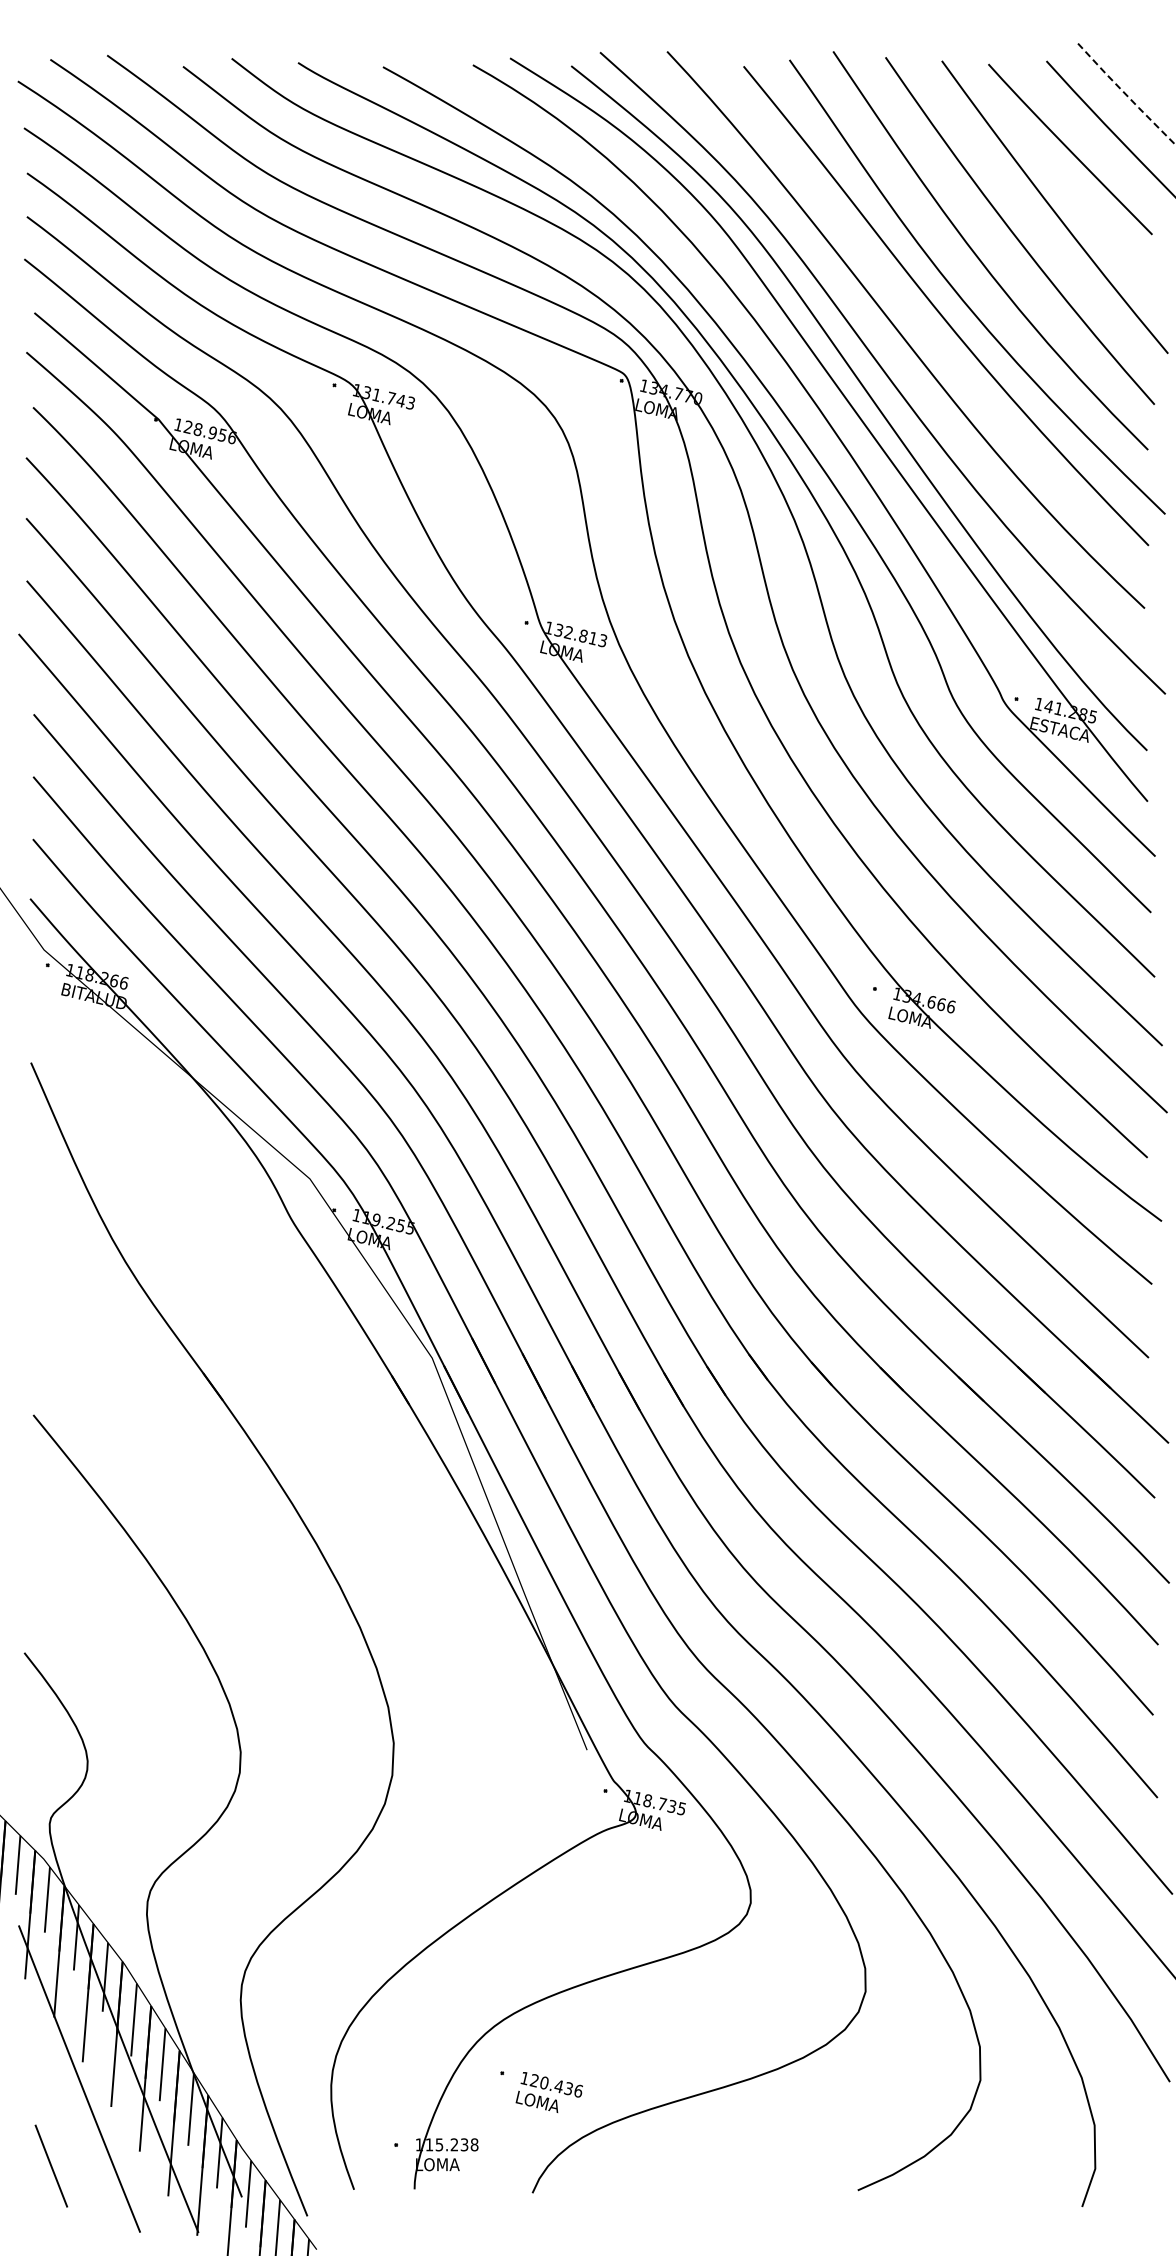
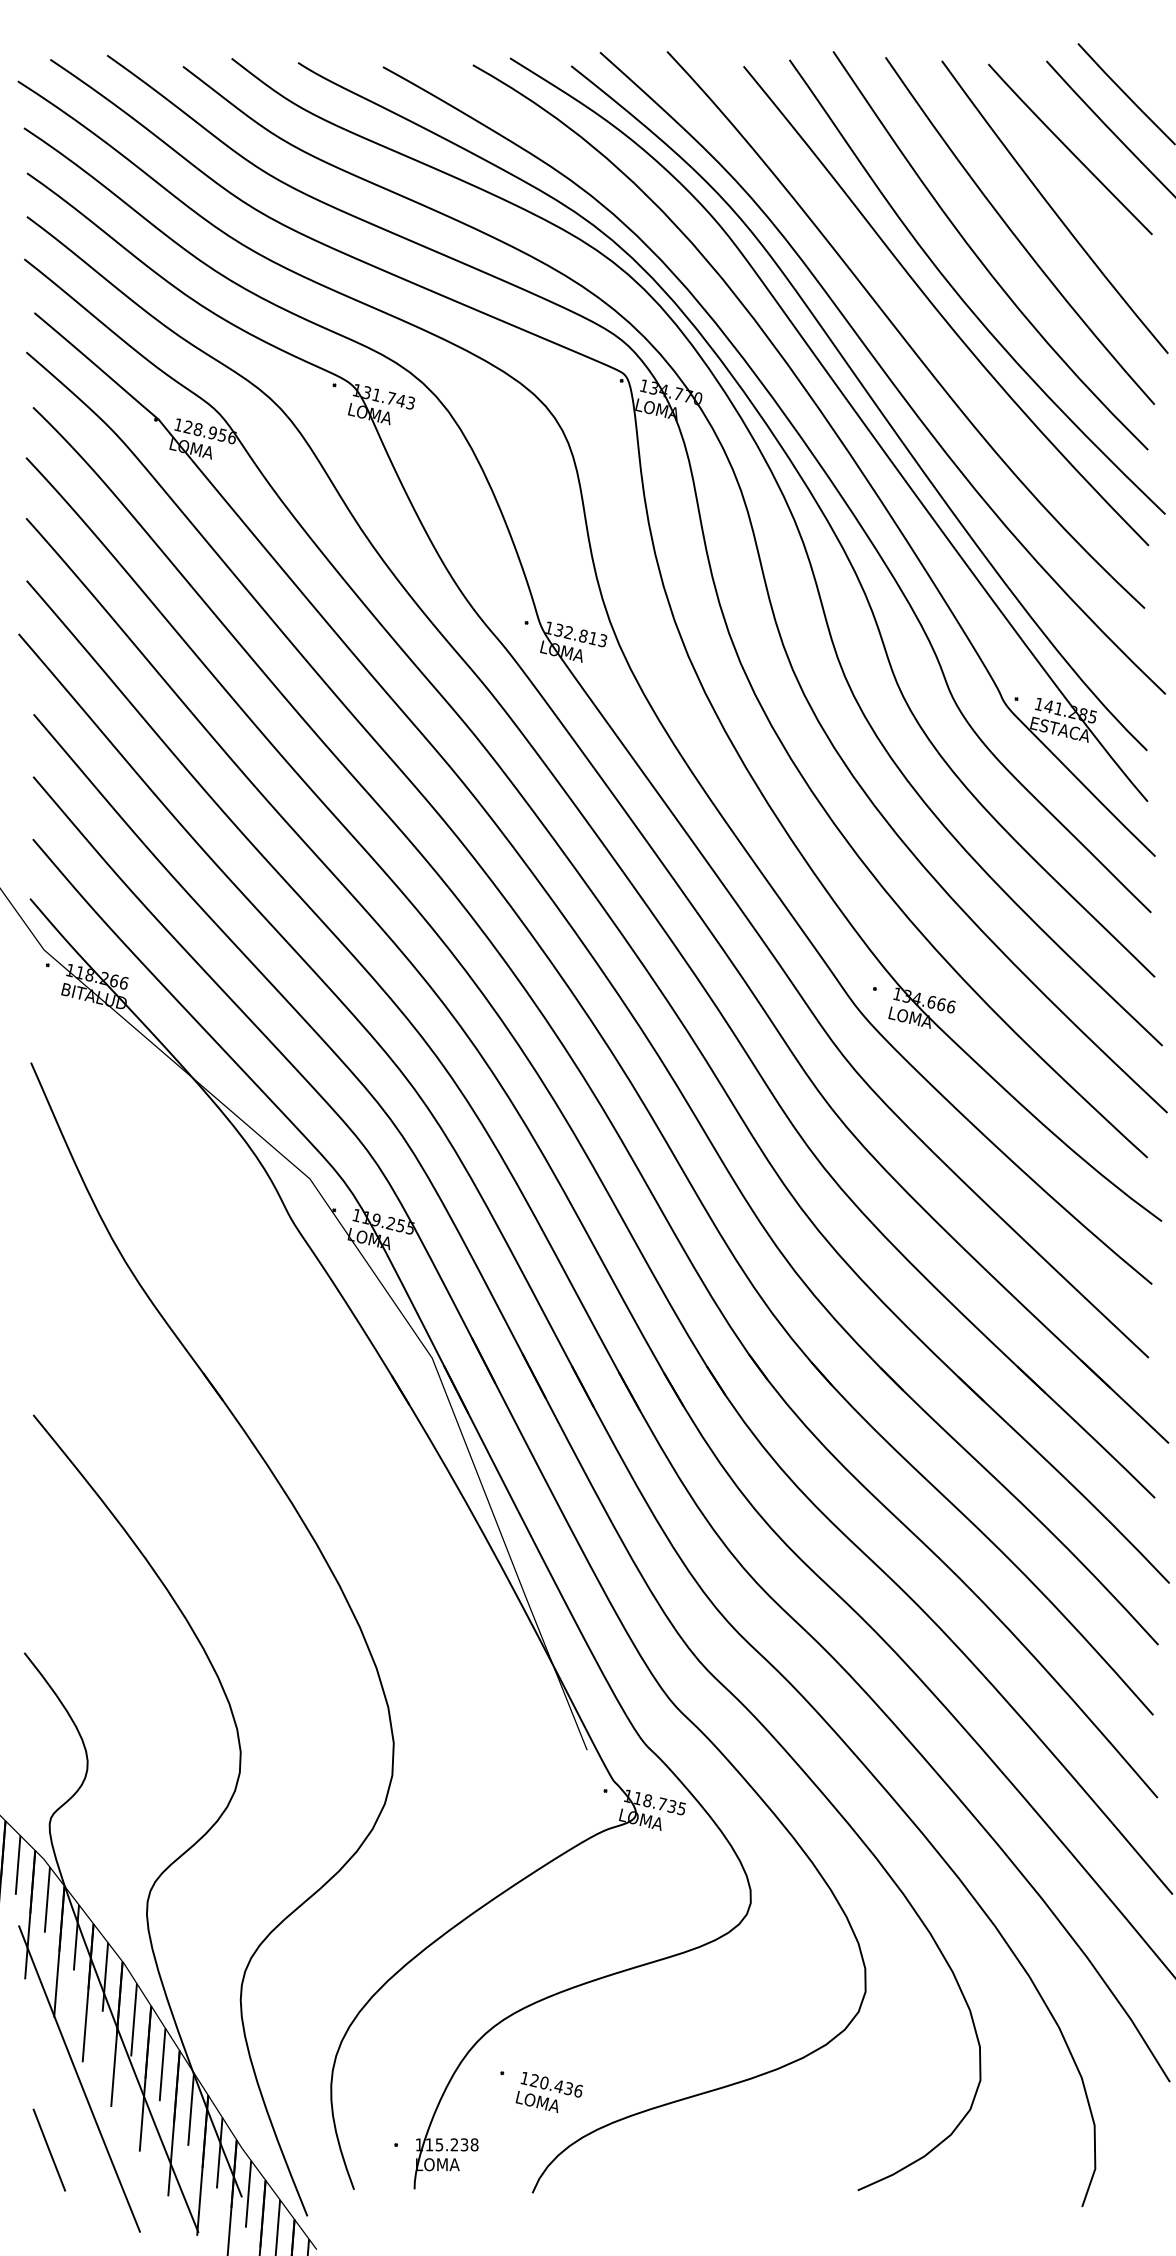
line: dashed -> solid (1126, 95)
line position: (51, 2165) -> (49, 2149) (49, 2149)
